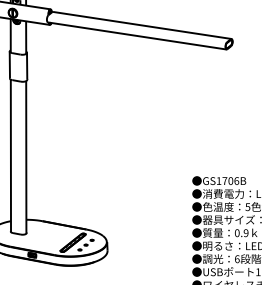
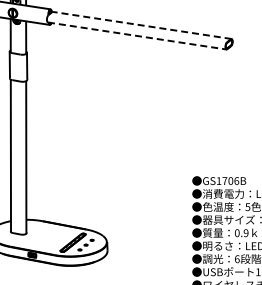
line: solid -> dashed (141, 25)
line: solid -> dashed (137, 36)
